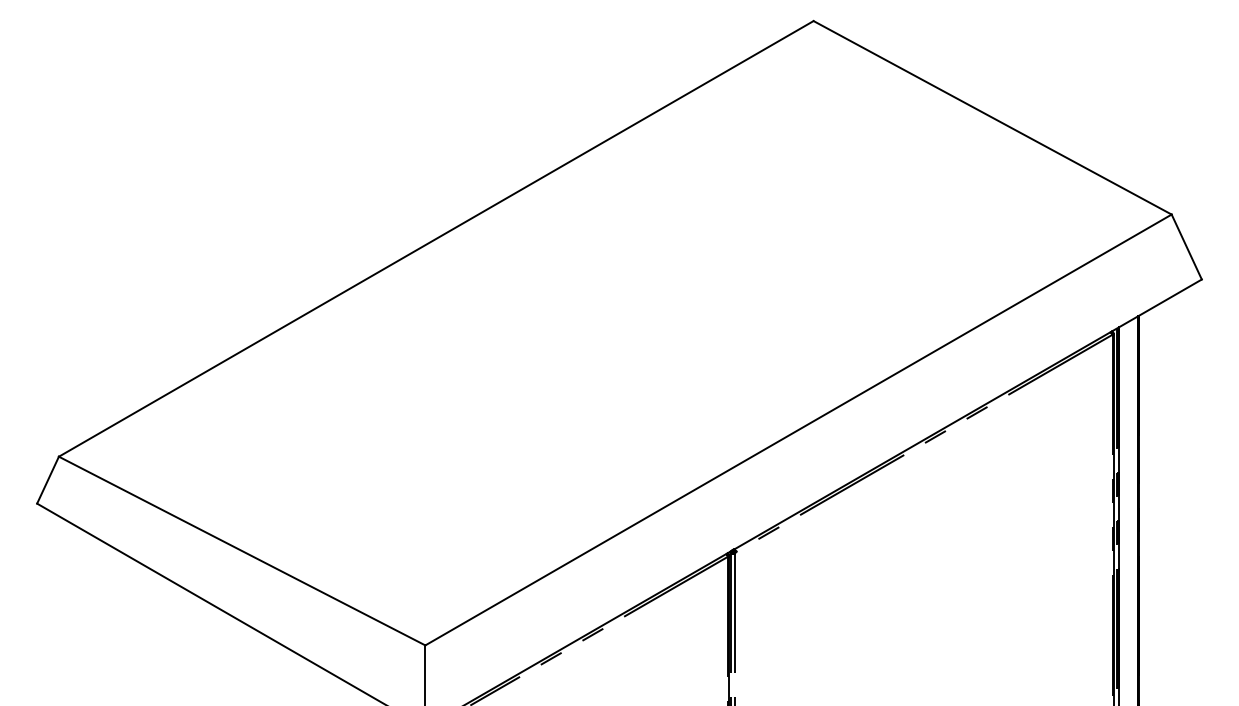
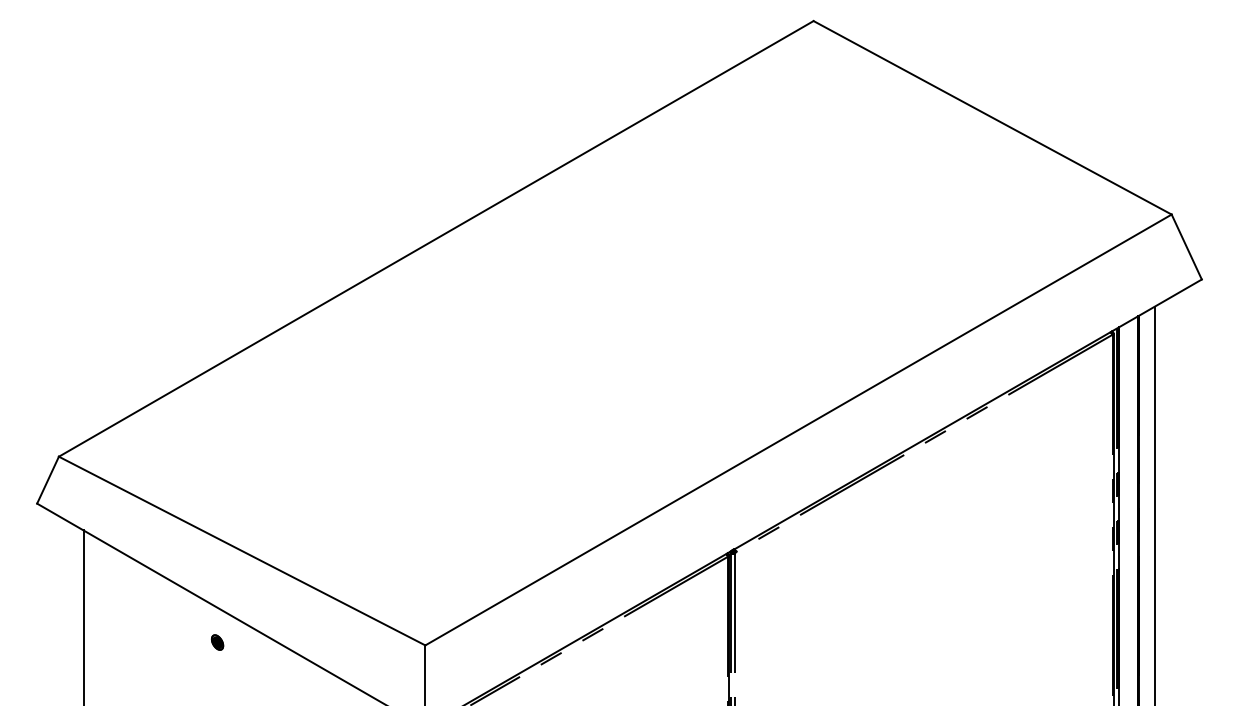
line: none -> present (1154, 504)
line: none -> present (83, 616)
part: none -> present (217, 642)
